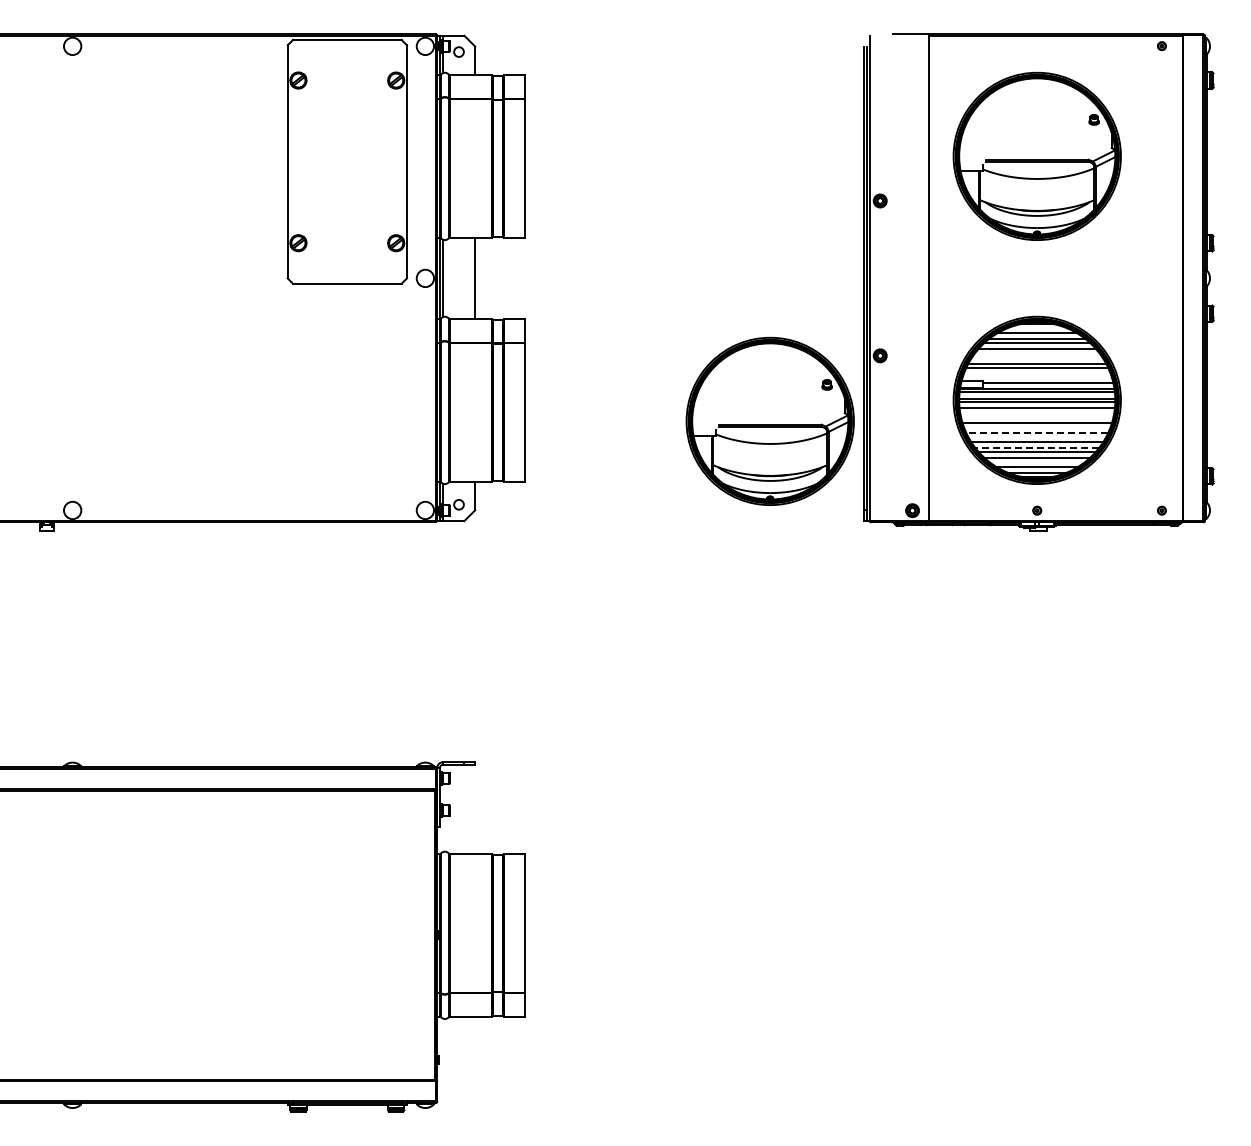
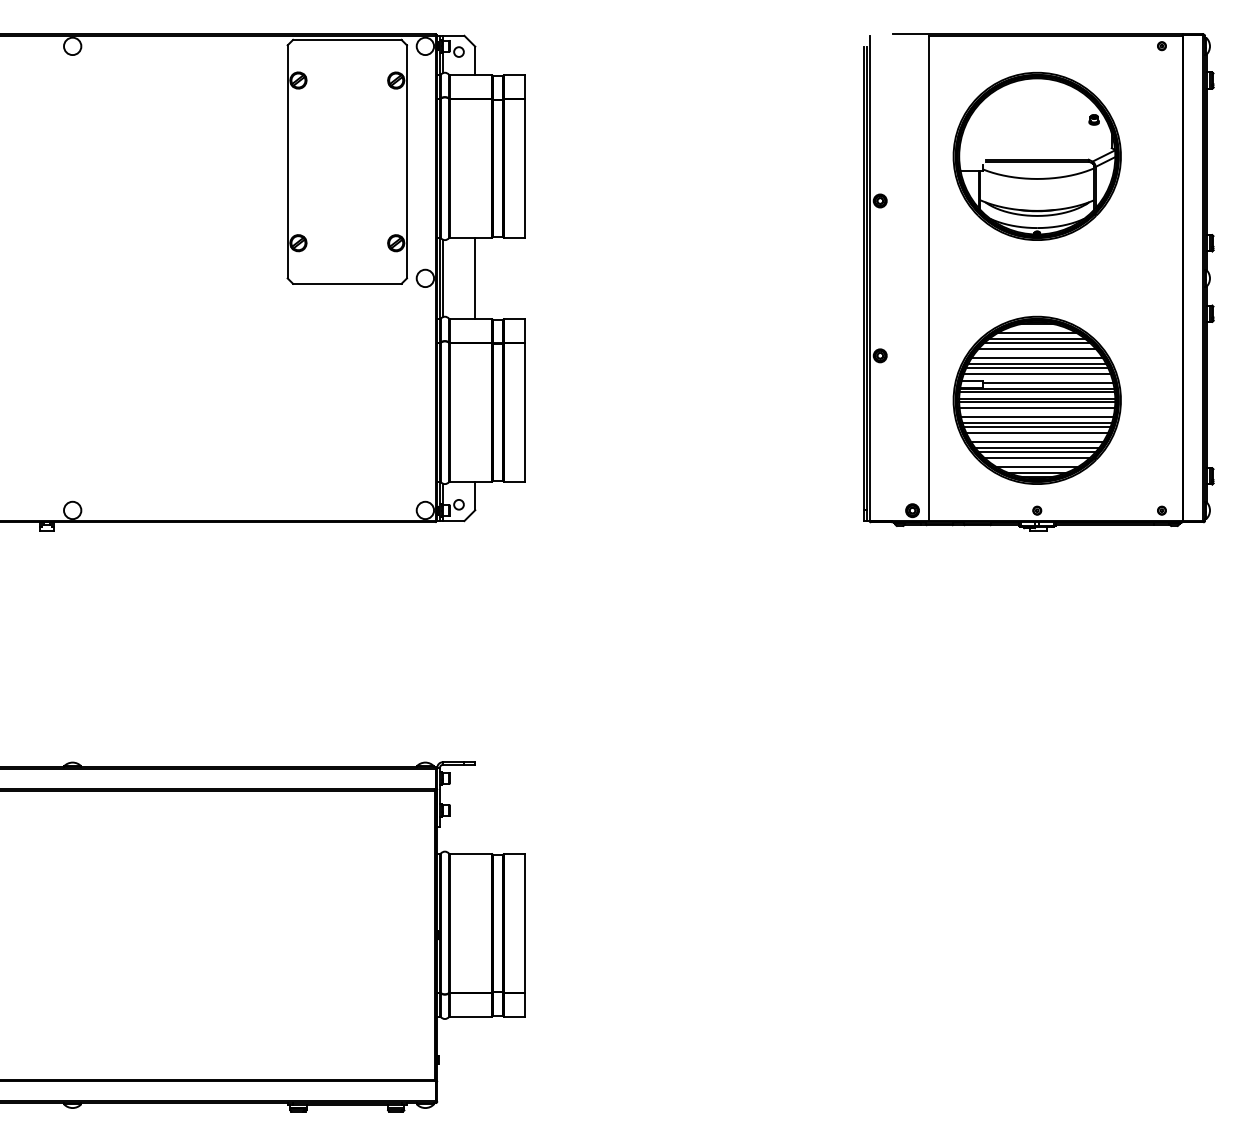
line: none -> present (1036, 357)
line: none -> present (1036, 374)
line: none -> present (1036, 416)
part: present -> none (769, 420)
line: none -> present (1036, 427)
line: dashed -> solid (1037, 433)
line: dashed -> solid (1037, 447)
